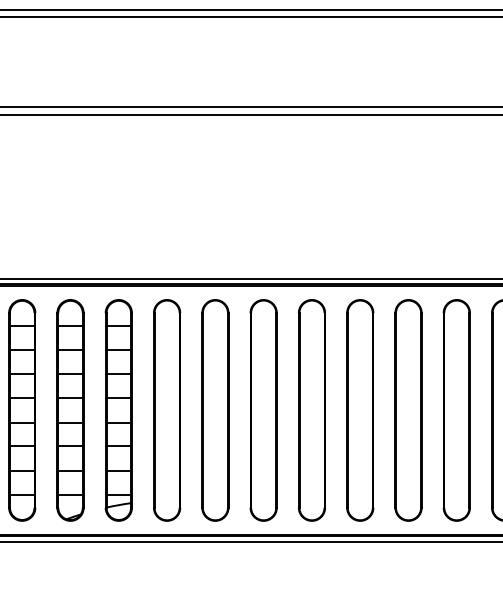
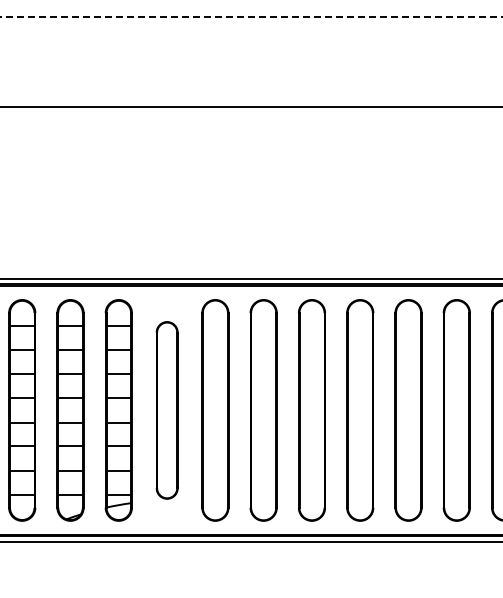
line: present -> none (250, 10)
line: solid -> dashed (251, 16)
line: present -> none (250, 114)
part size: 29x223 px -> 24x179 px (166, 410)
